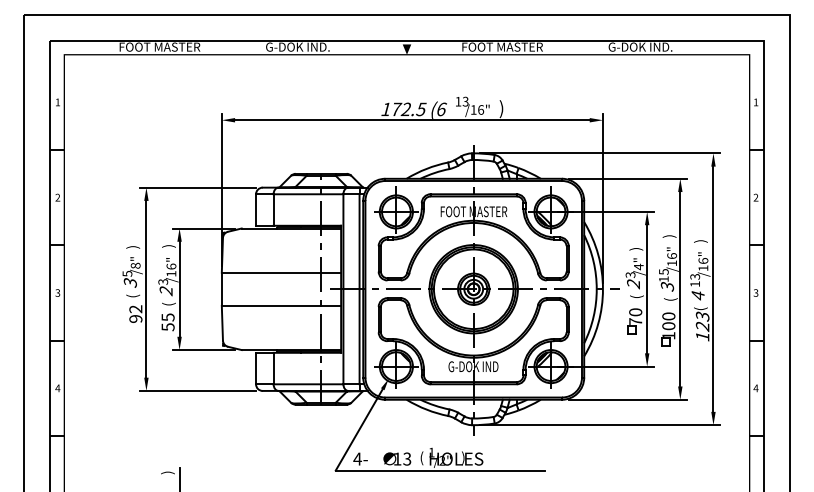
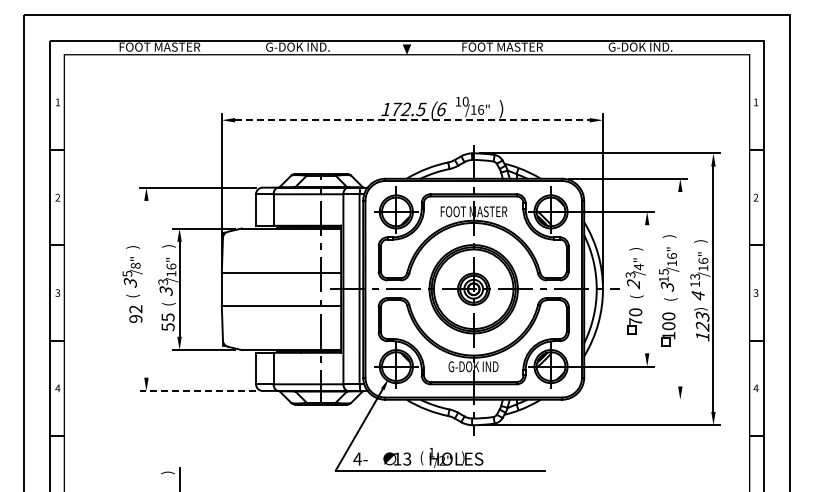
text: 13 -> 10 (465, 101)
line: solid -> dashed (412, 120)
line: present -> none (146, 288)
line: present -> none (647, 289)
line: present -> none (680, 289)
text: 2 -> 3 (166, 291)
text: ( -> ) (700, 308)
line: solid -> dashed (197, 390)
line: present -> none (627, 399)
